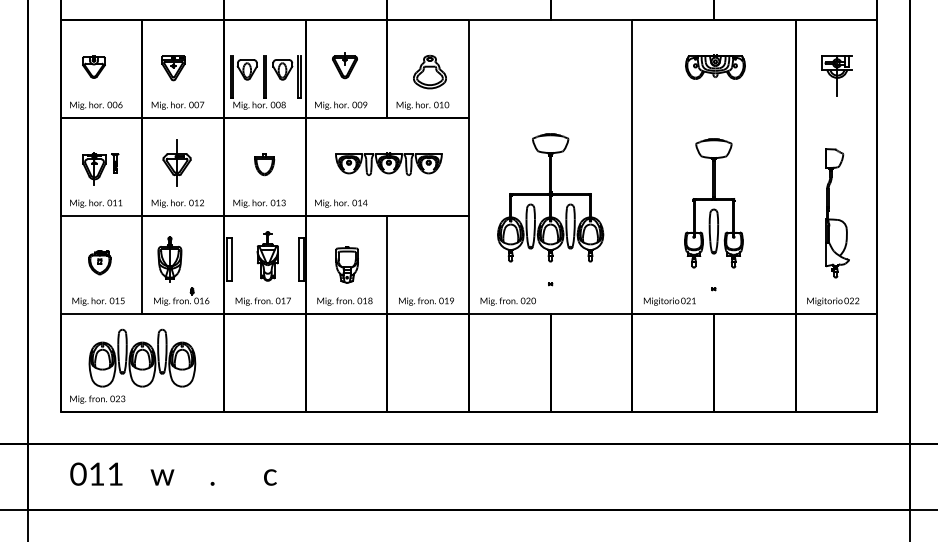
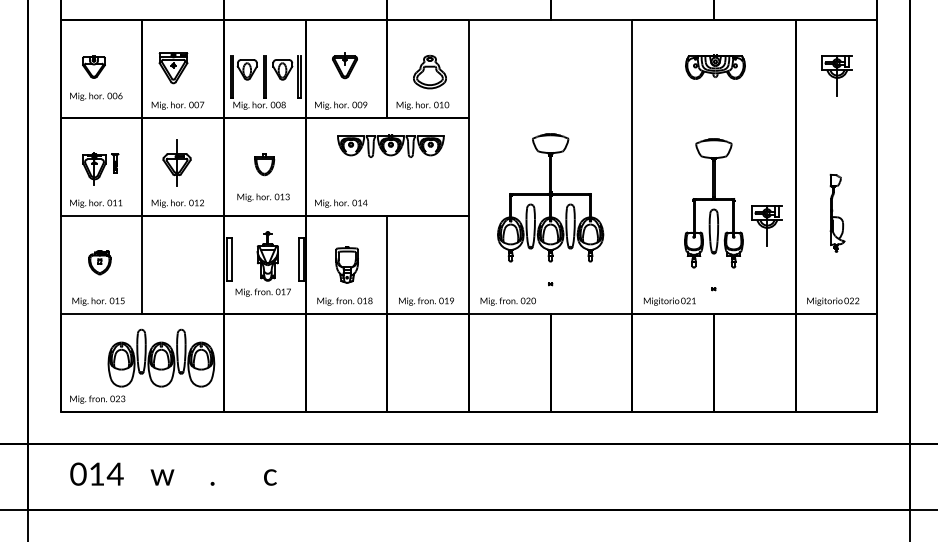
part size: 25x27 px -> 31x33 px (173, 68)
text position: (96, 105) -> (96, 96) (96, 96)
part position: (388, 163) -> (390, 145) (390, 145)
text position: (259, 203) -> (263, 197) (263, 197)
part size: 25x131 px -> 17x79 px (837, 213)
part: none -> present (766, 225)
part: present -> none (181, 270)
text position: (262, 301) -> (262, 292) (262, 292)
part position: (142, 357) -> (161, 357) (161, 357)
text: 011 -> 014 (114, 473)
